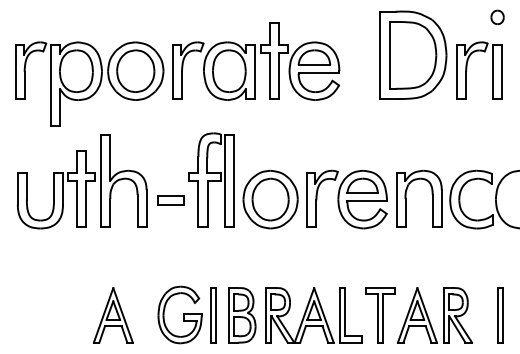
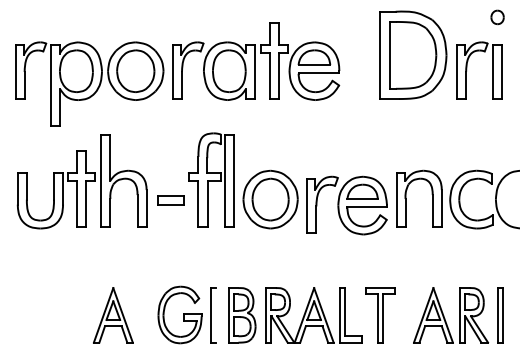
part position: (346, 199) -> (346, 205) (346, 205)
line: present -> none (216, 315)
part position: (429, 318) -> (445, 318) (445, 318)
